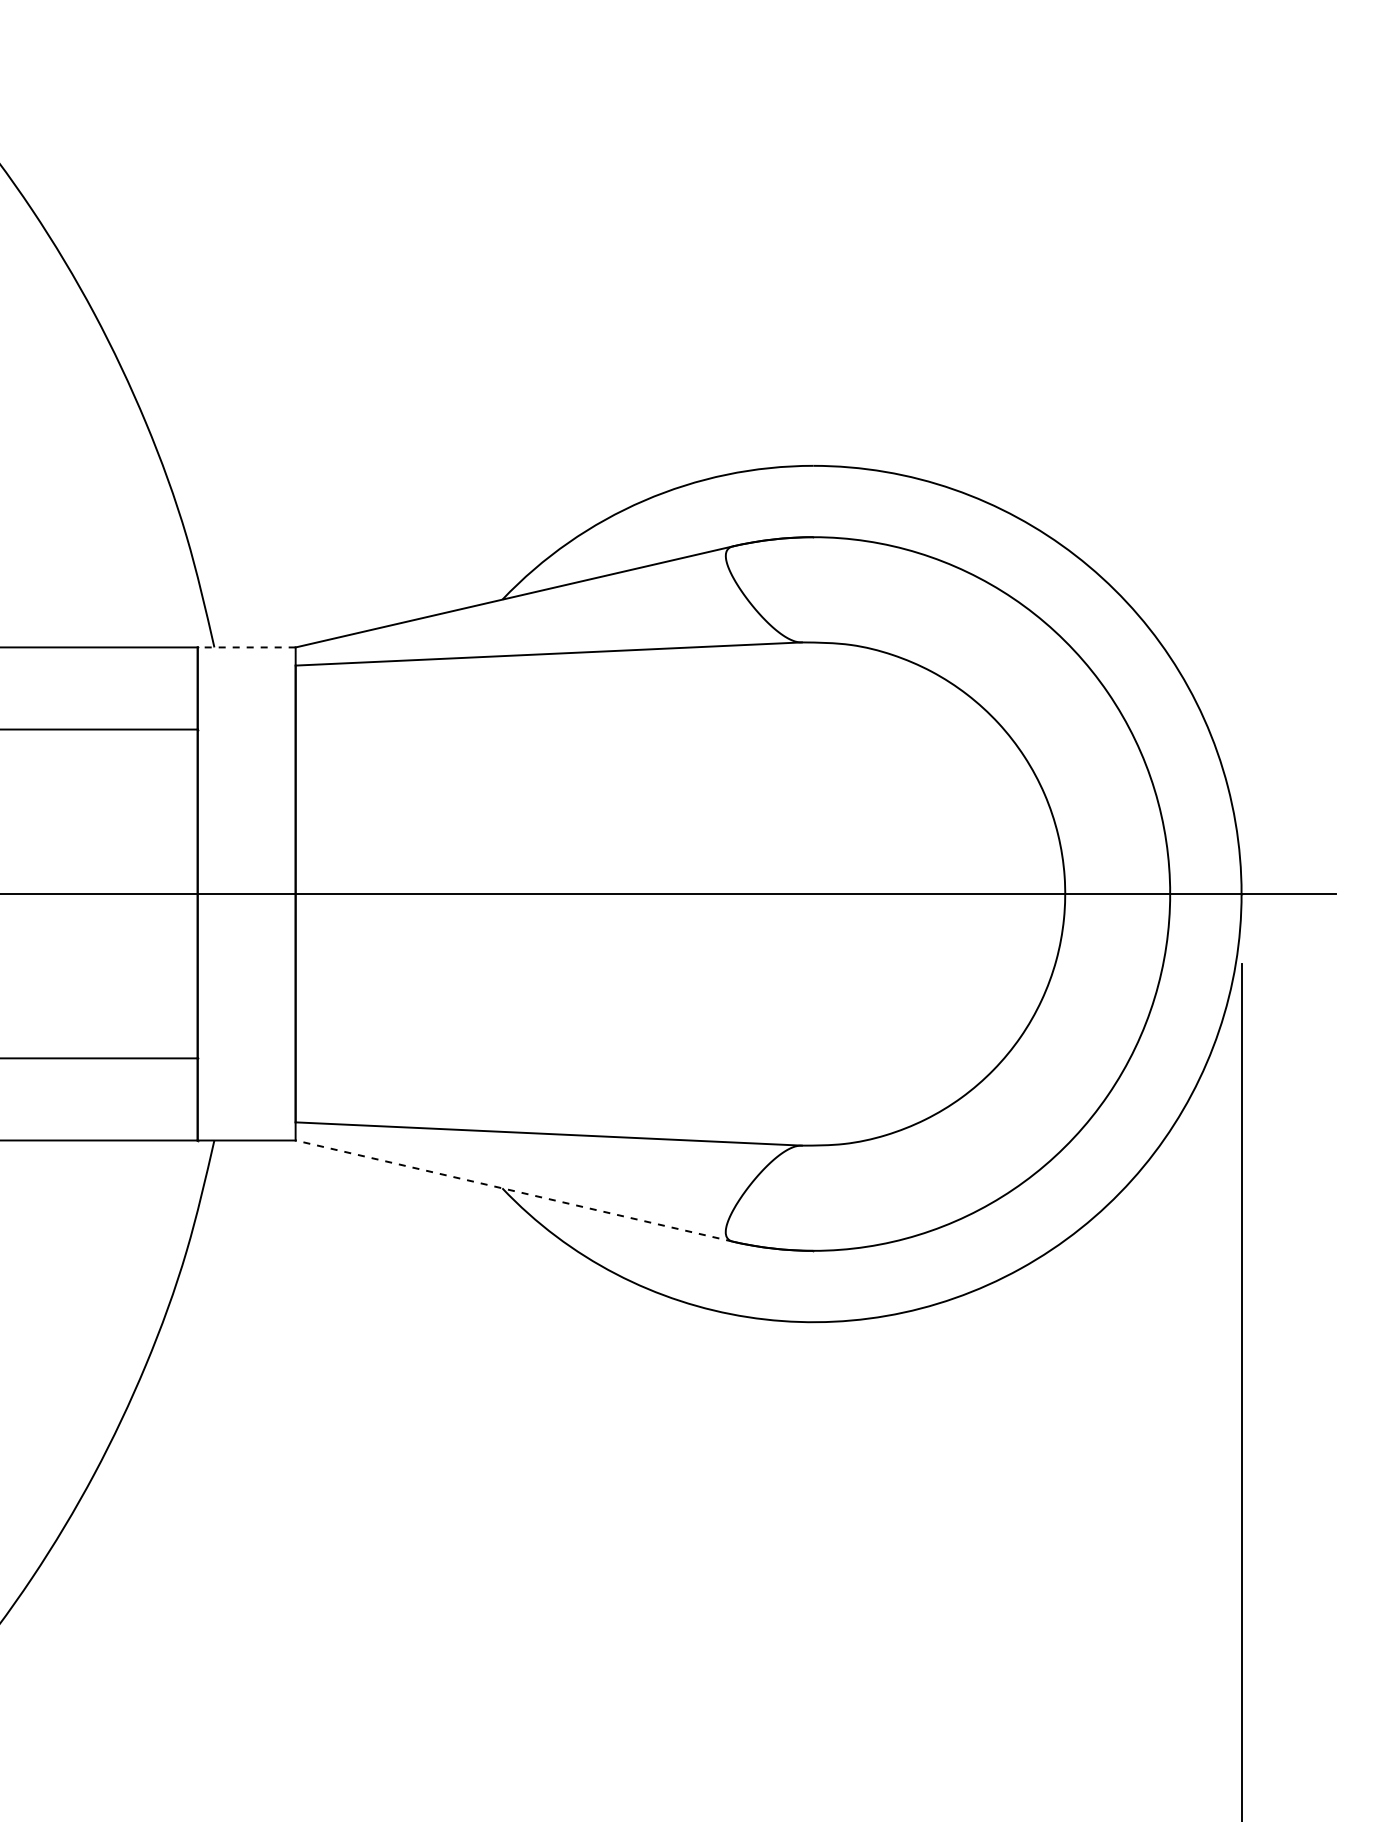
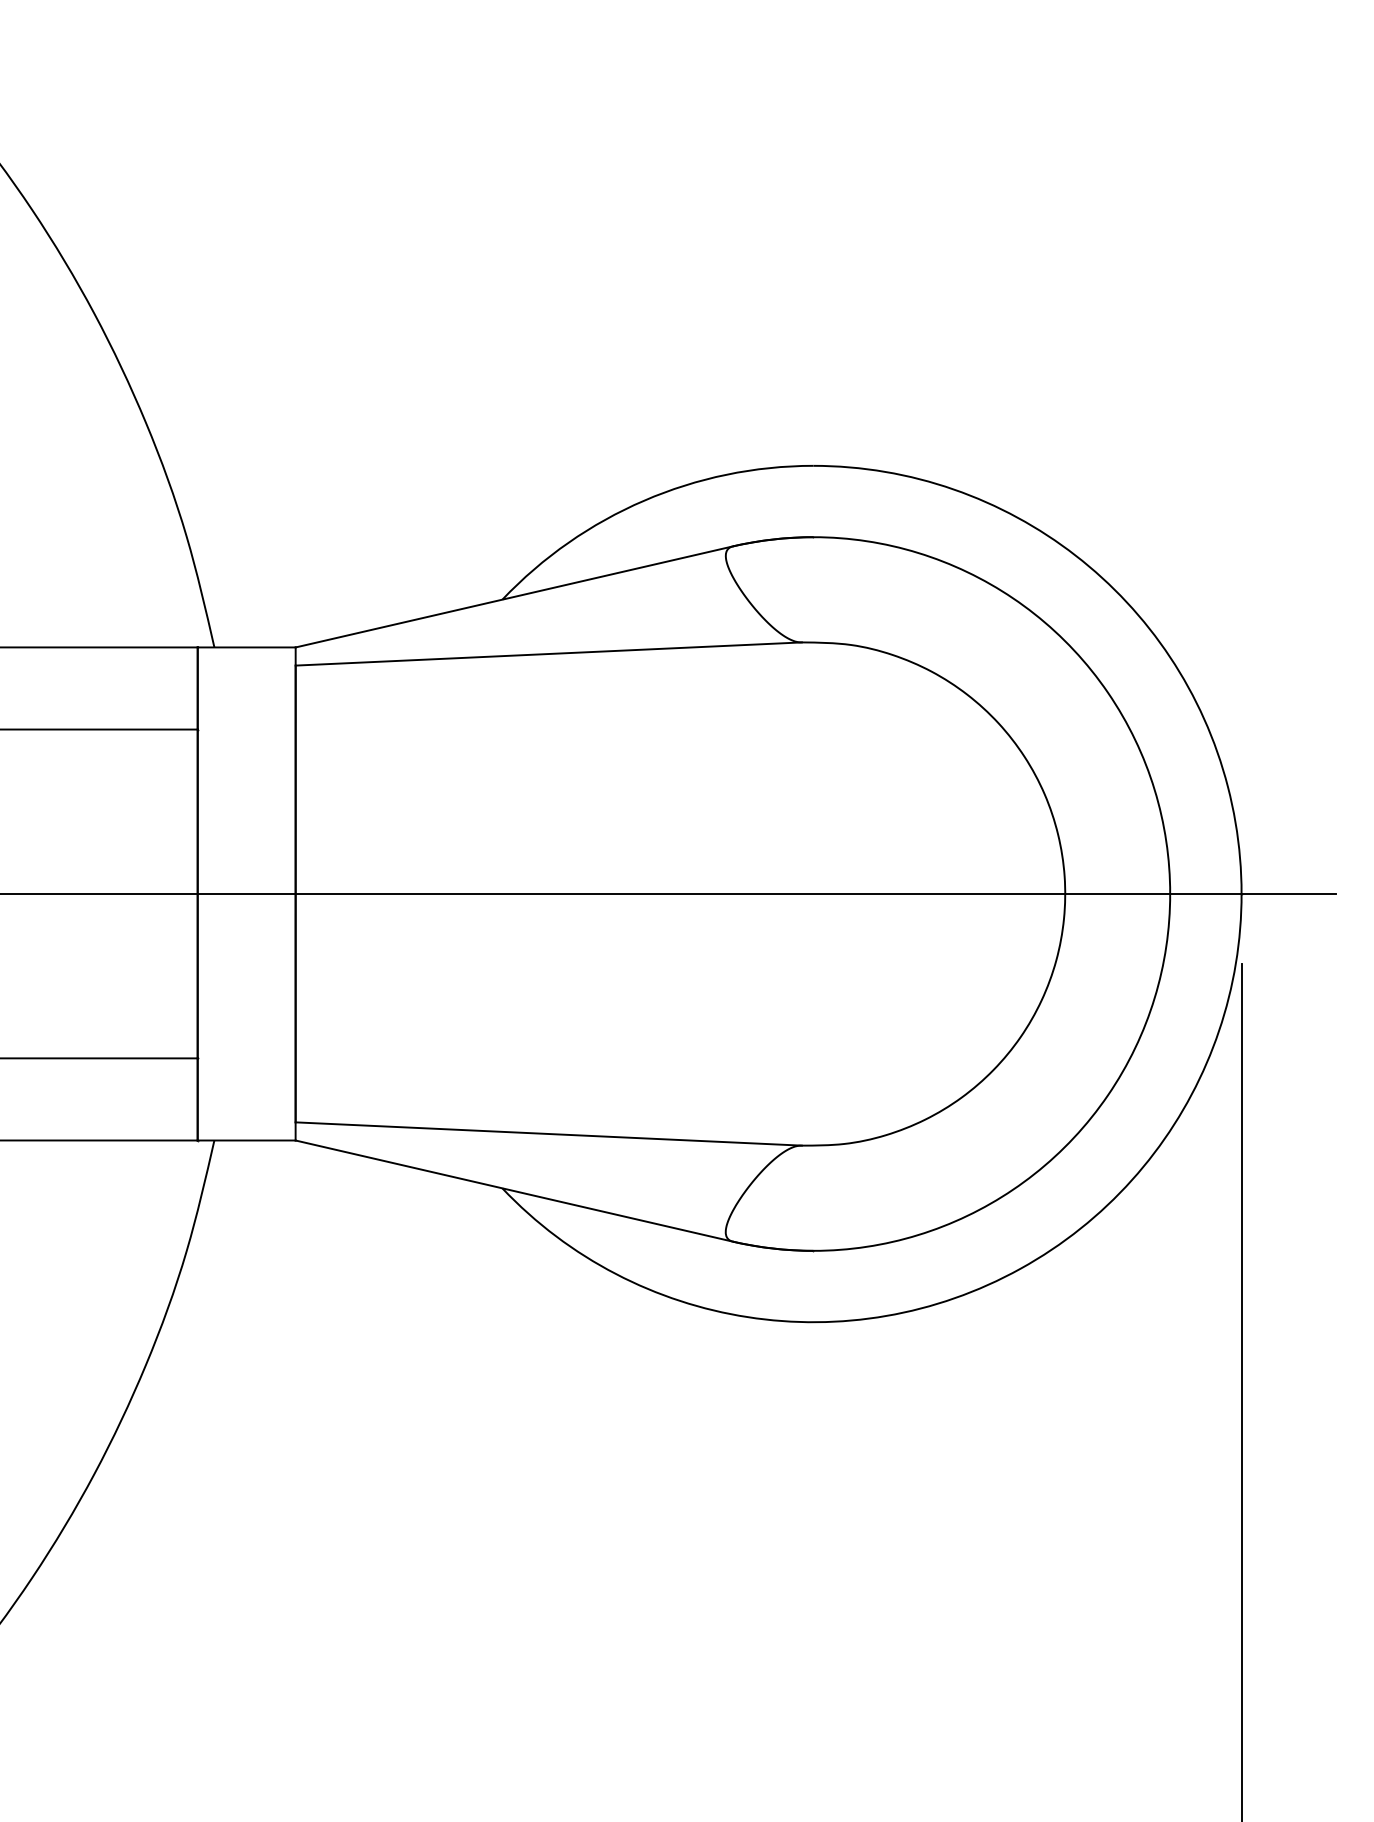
line: dashed -> solid (246, 647)
line: dashed -> solid (513, 1190)
